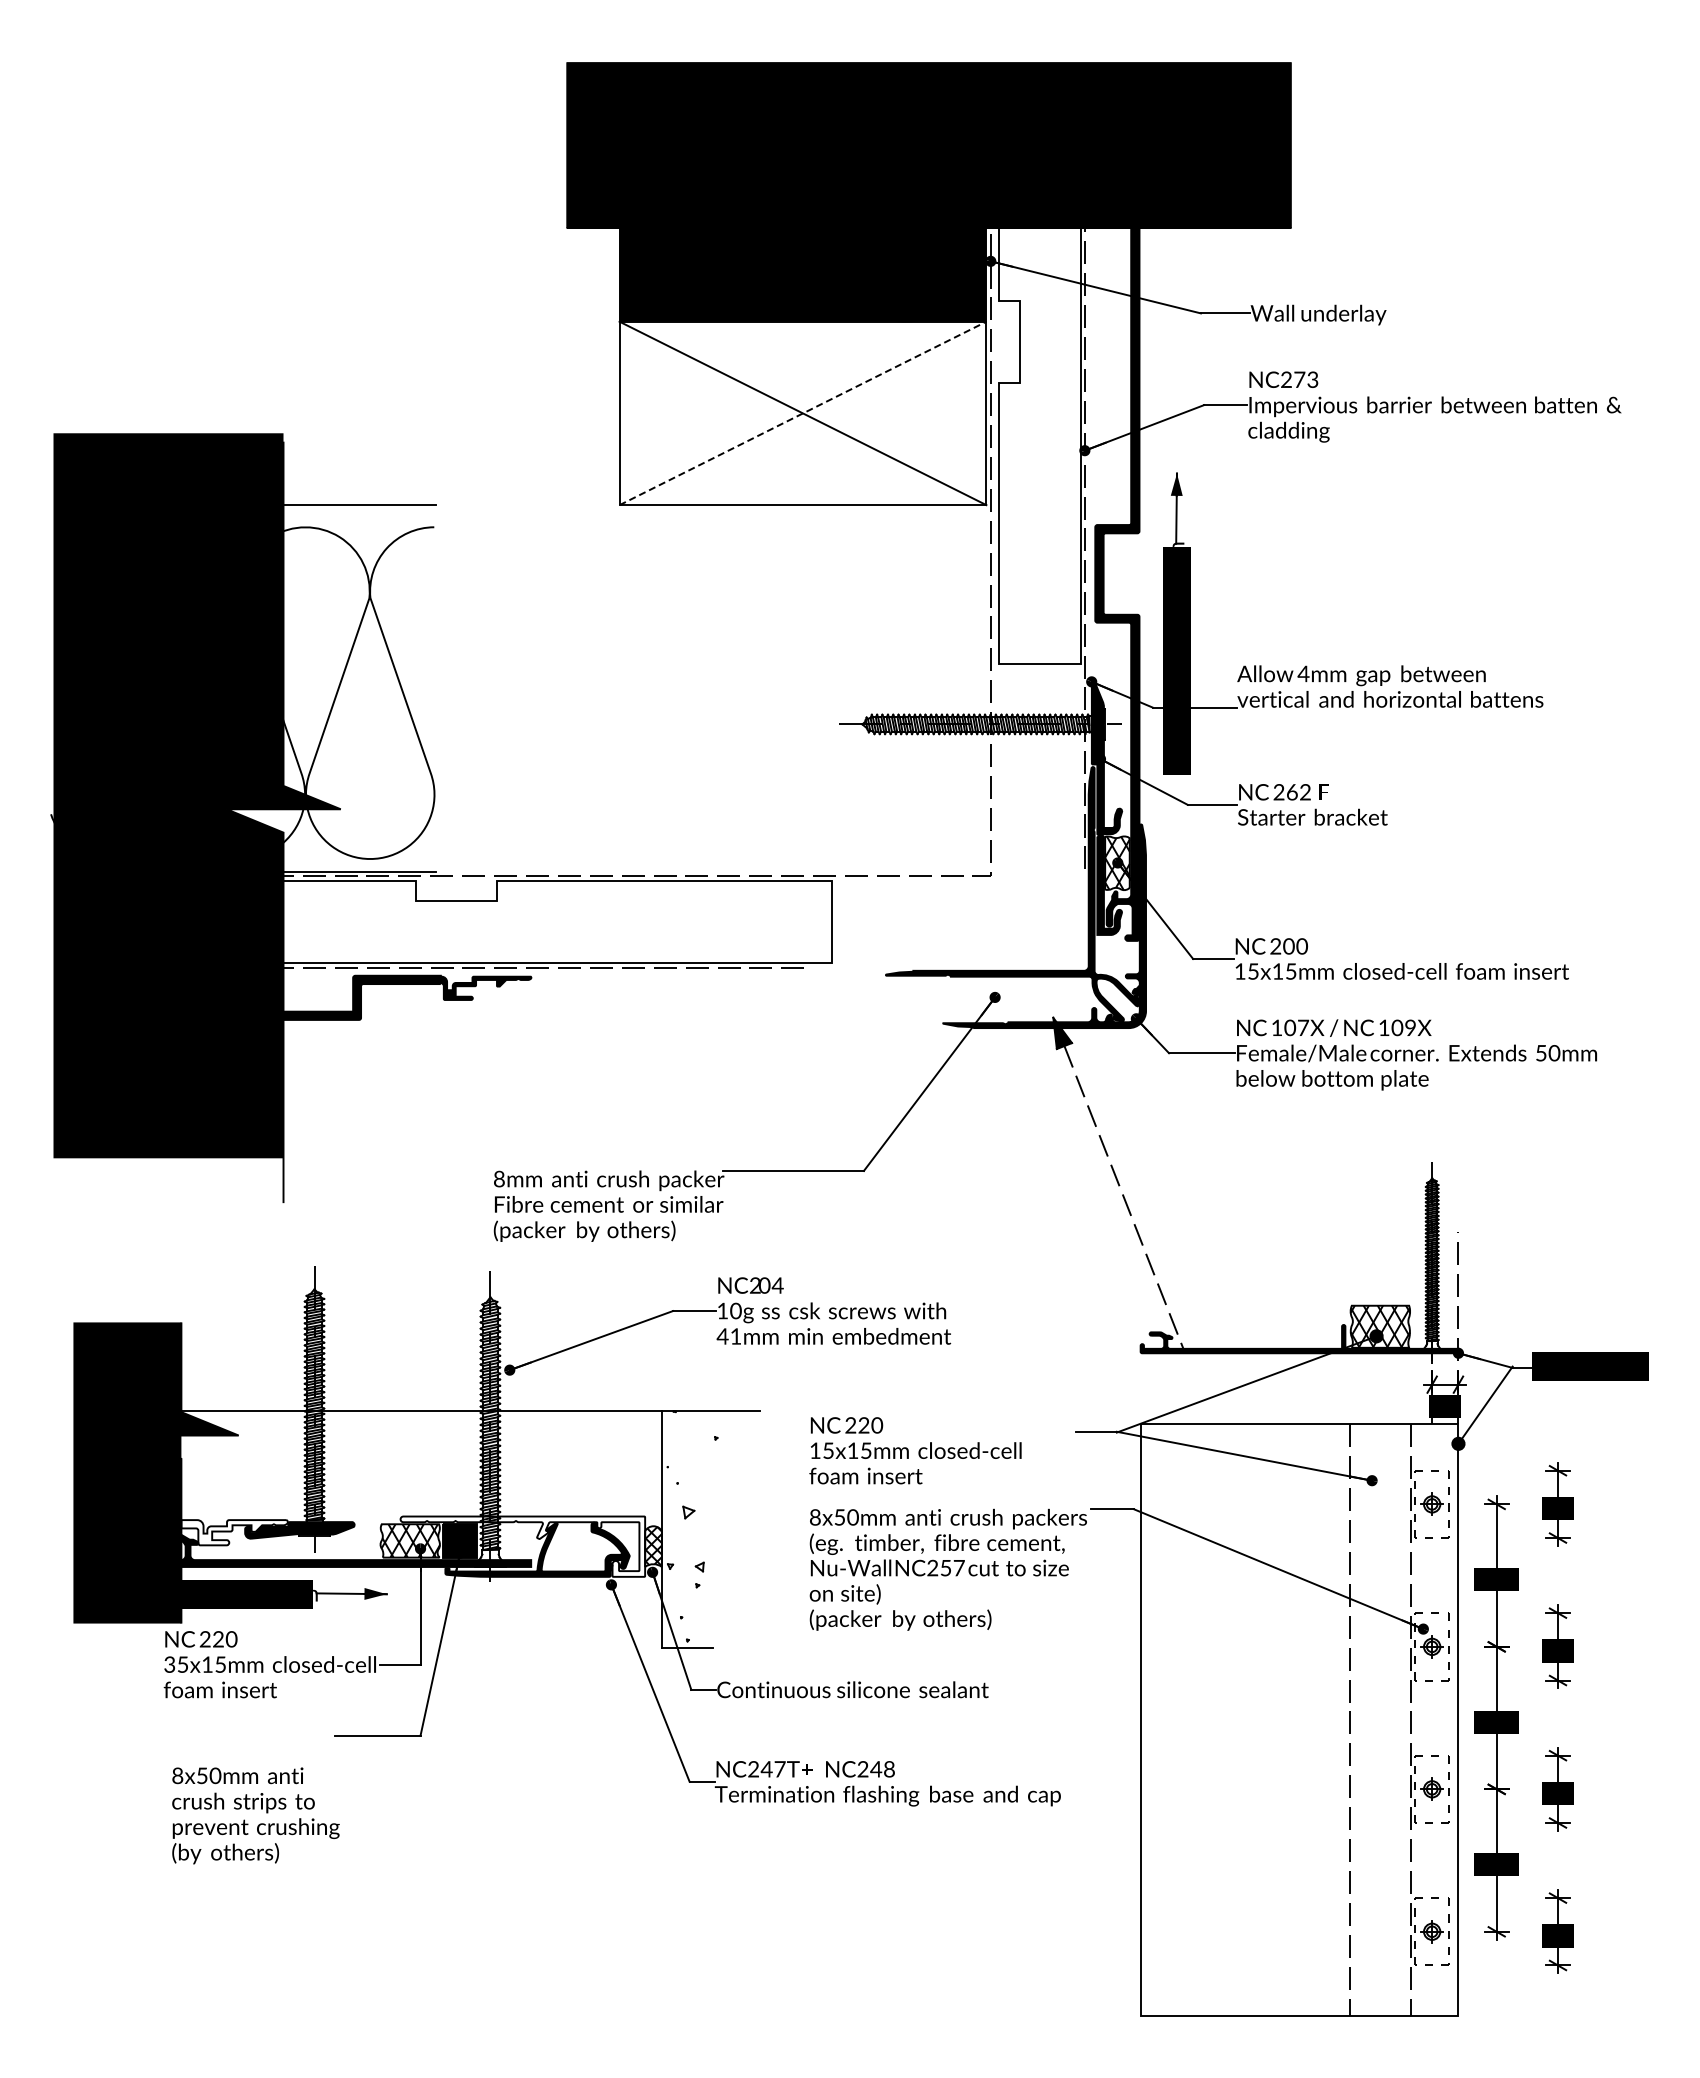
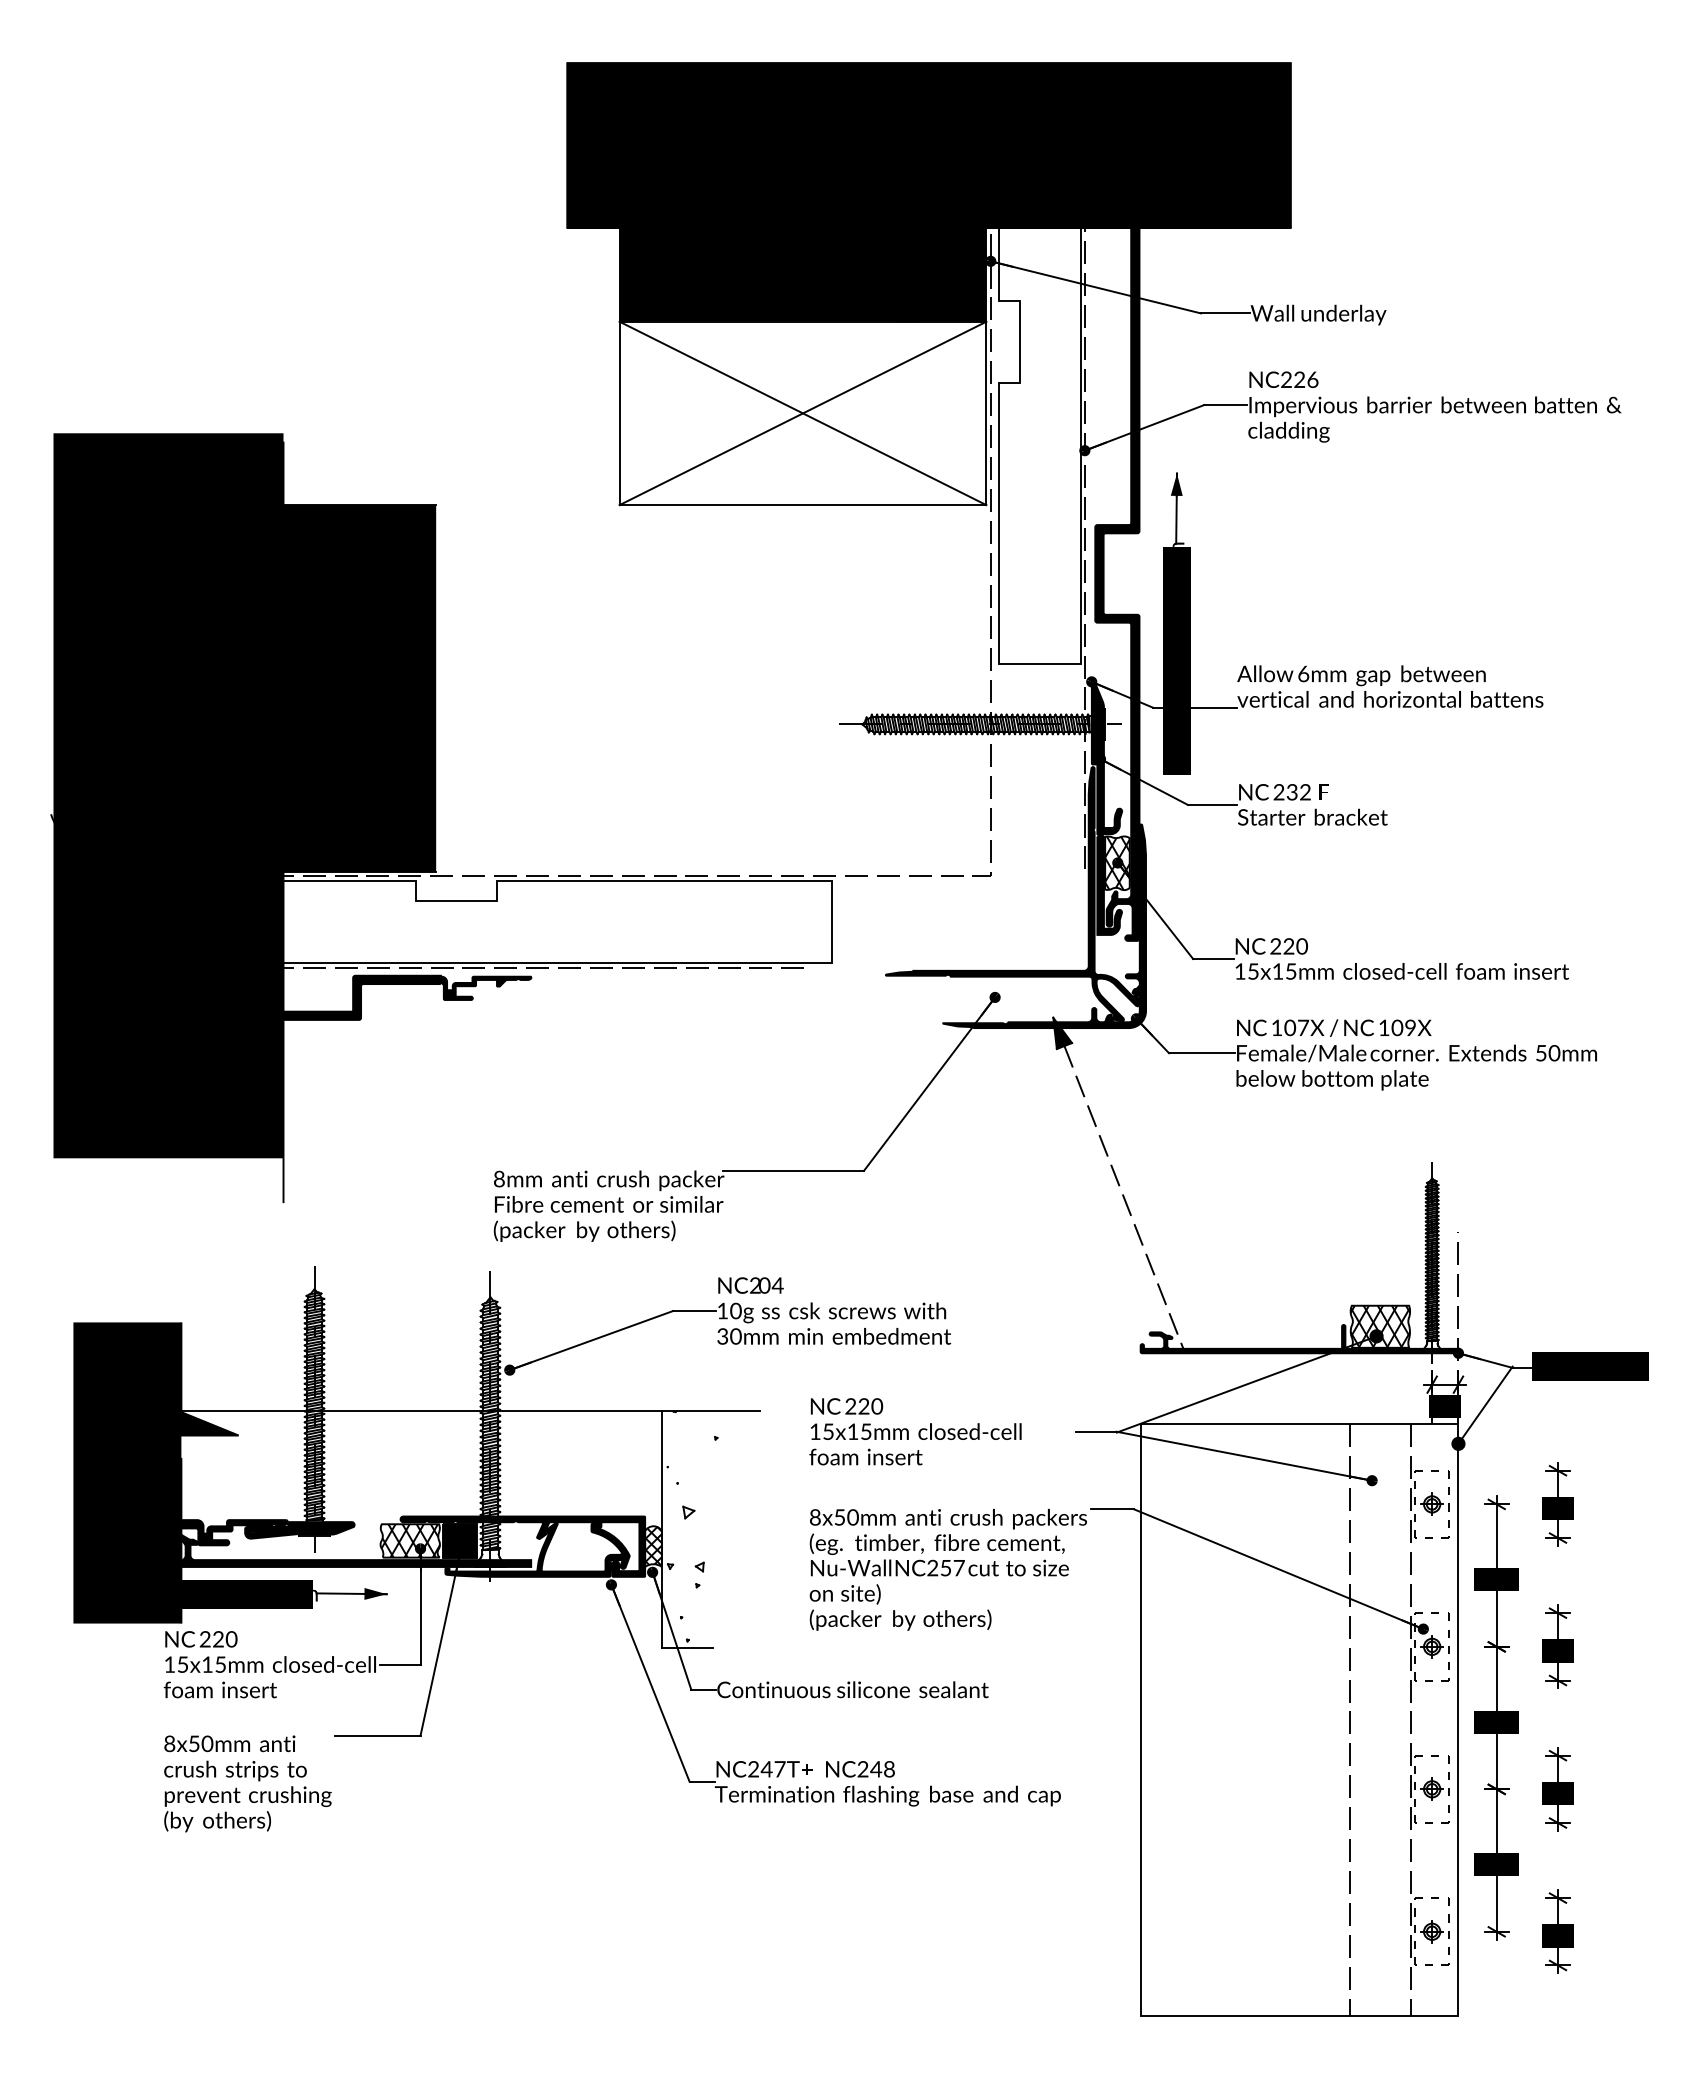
text: NC273 -> NC226 (1306, 379)
line: dashed -> solid (803, 413)
text: 4mm -> 6mm (1303, 674)
fill: none -> present (331, 688)
text: 262 -> 232 (1291, 791)
text: 200 -> 220 (1288, 946)
text: 41mm -> 30mm (728, 1336)
text position: (915, 1450) -> (915, 1431) (915, 1431)
fill: none -> present (234, 1532)
fill: none -> present (522, 1546)
text: 35x15mm -> 15x15mm (169, 1664)
text position: (255, 1815) -> (247, 1783) (247, 1783)
